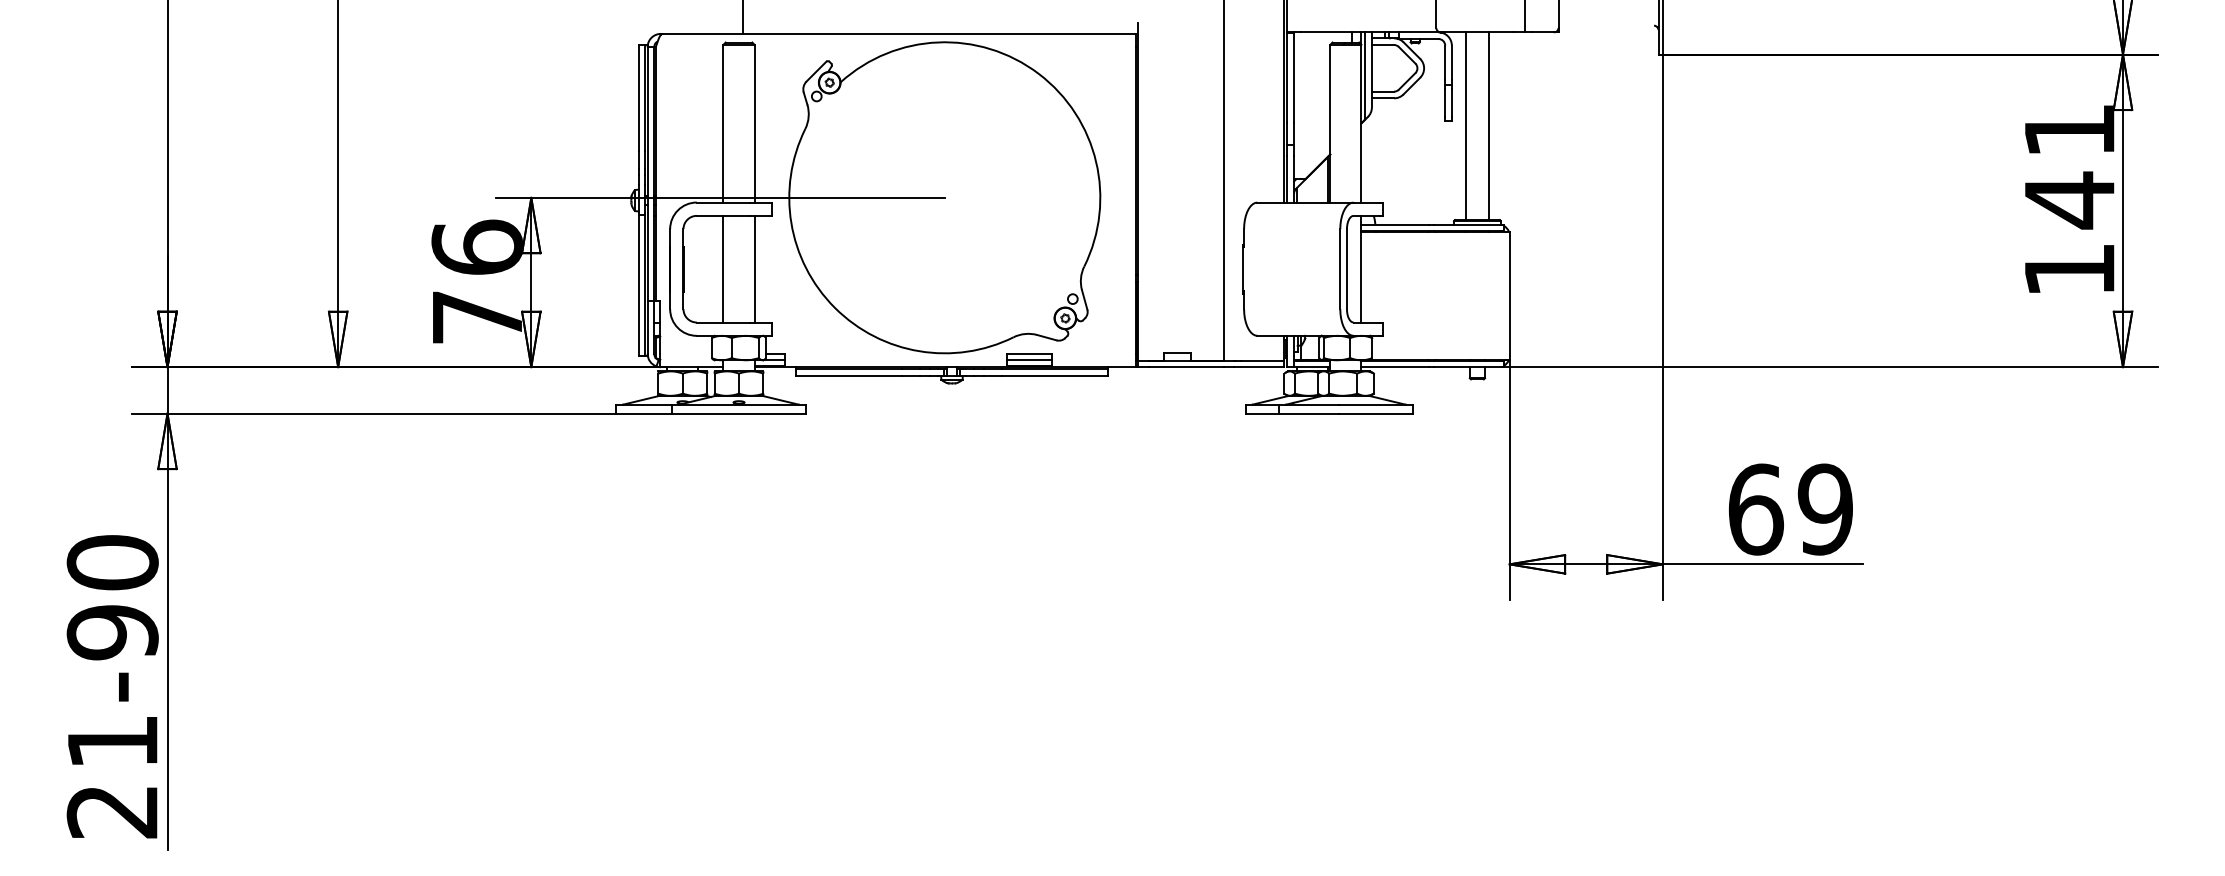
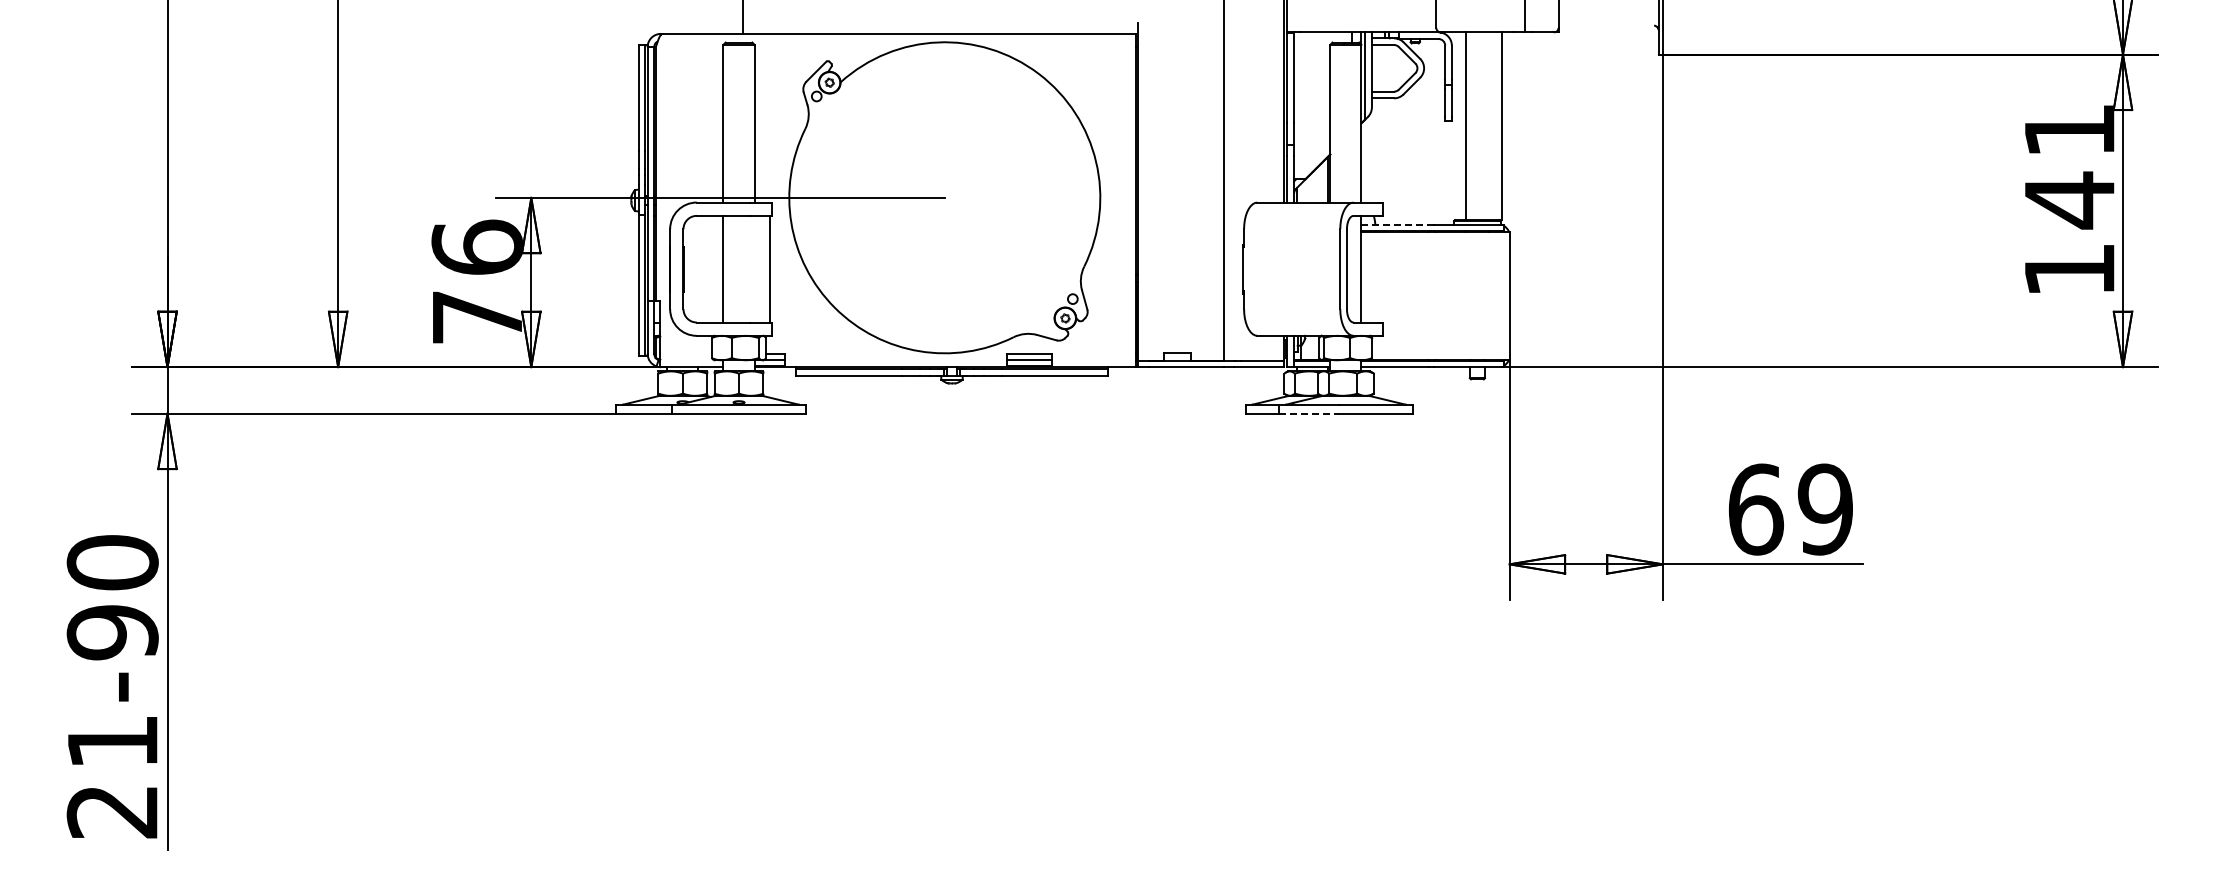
line position: (1488, 126) -> (1501, 126) (1501, 126)
line: solid -> dashed (1395, 224)
line position: (754, 268) -> (769, 268) (769, 268)
line: solid -> dashed (1309, 413)
